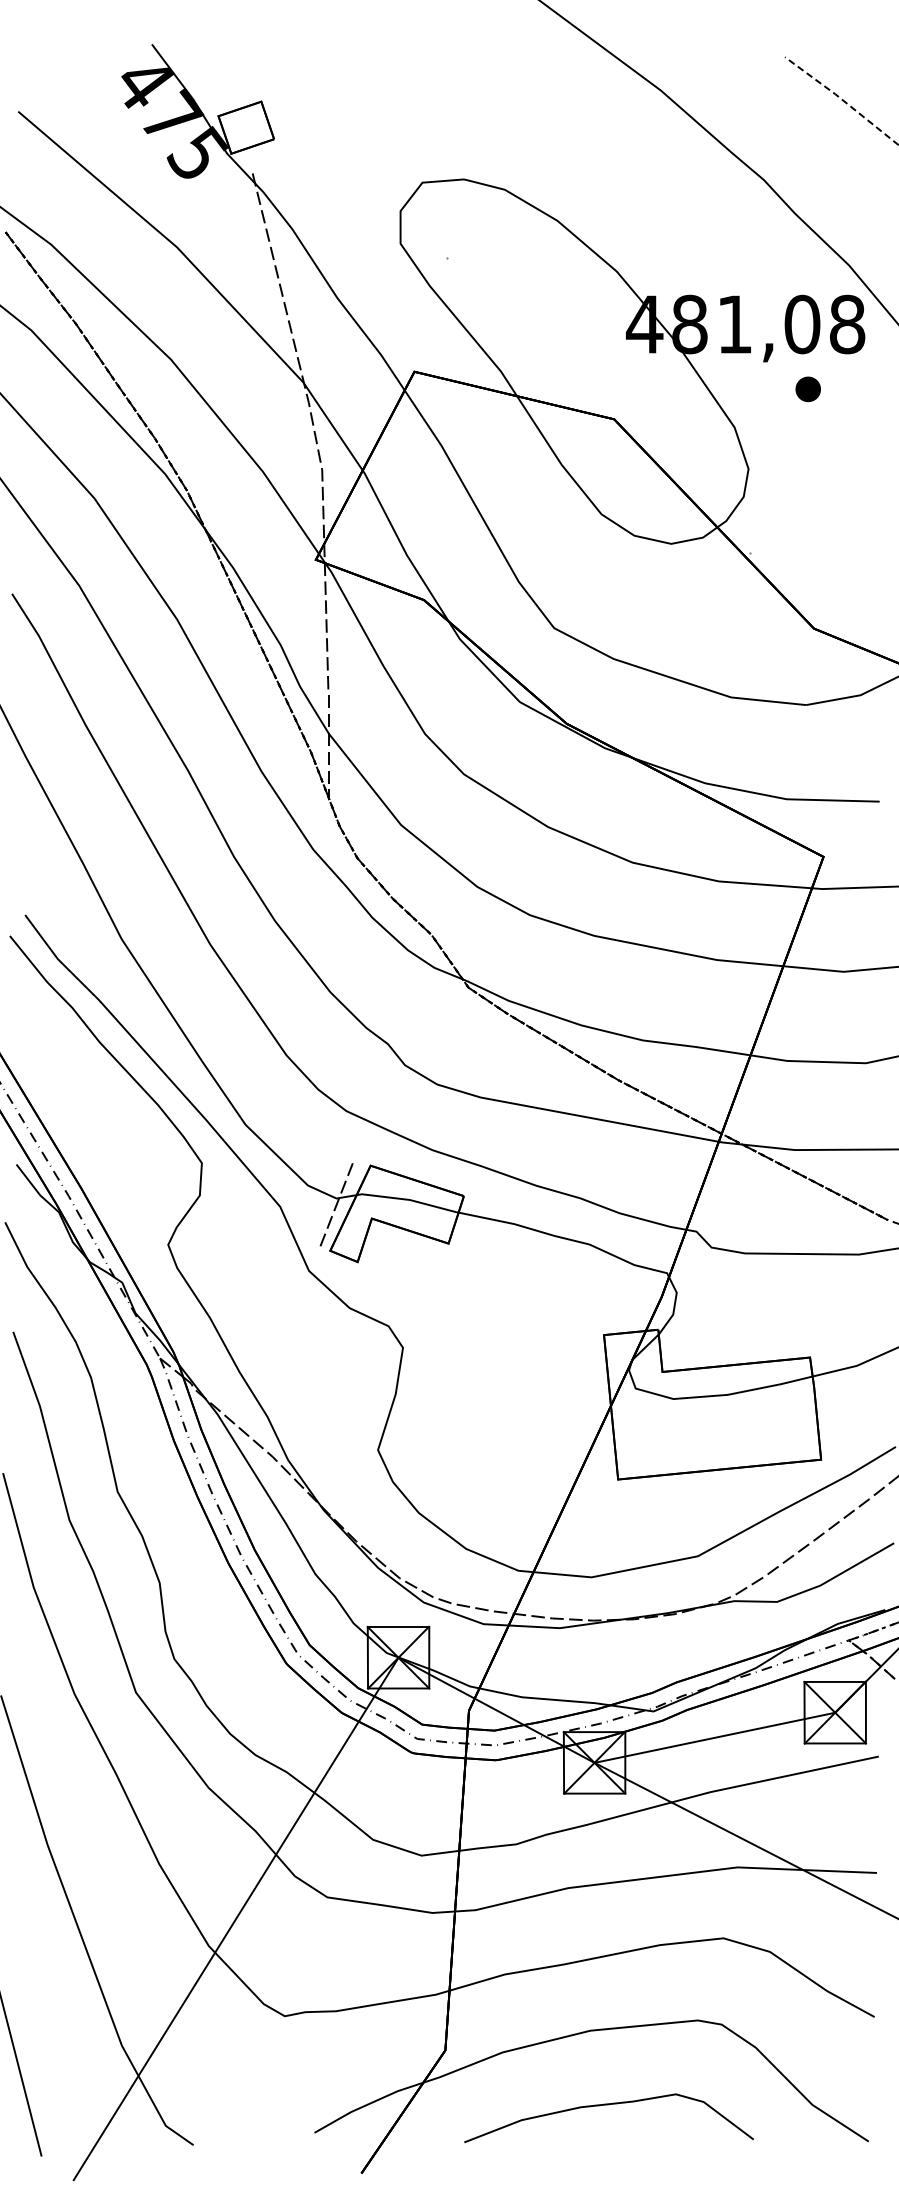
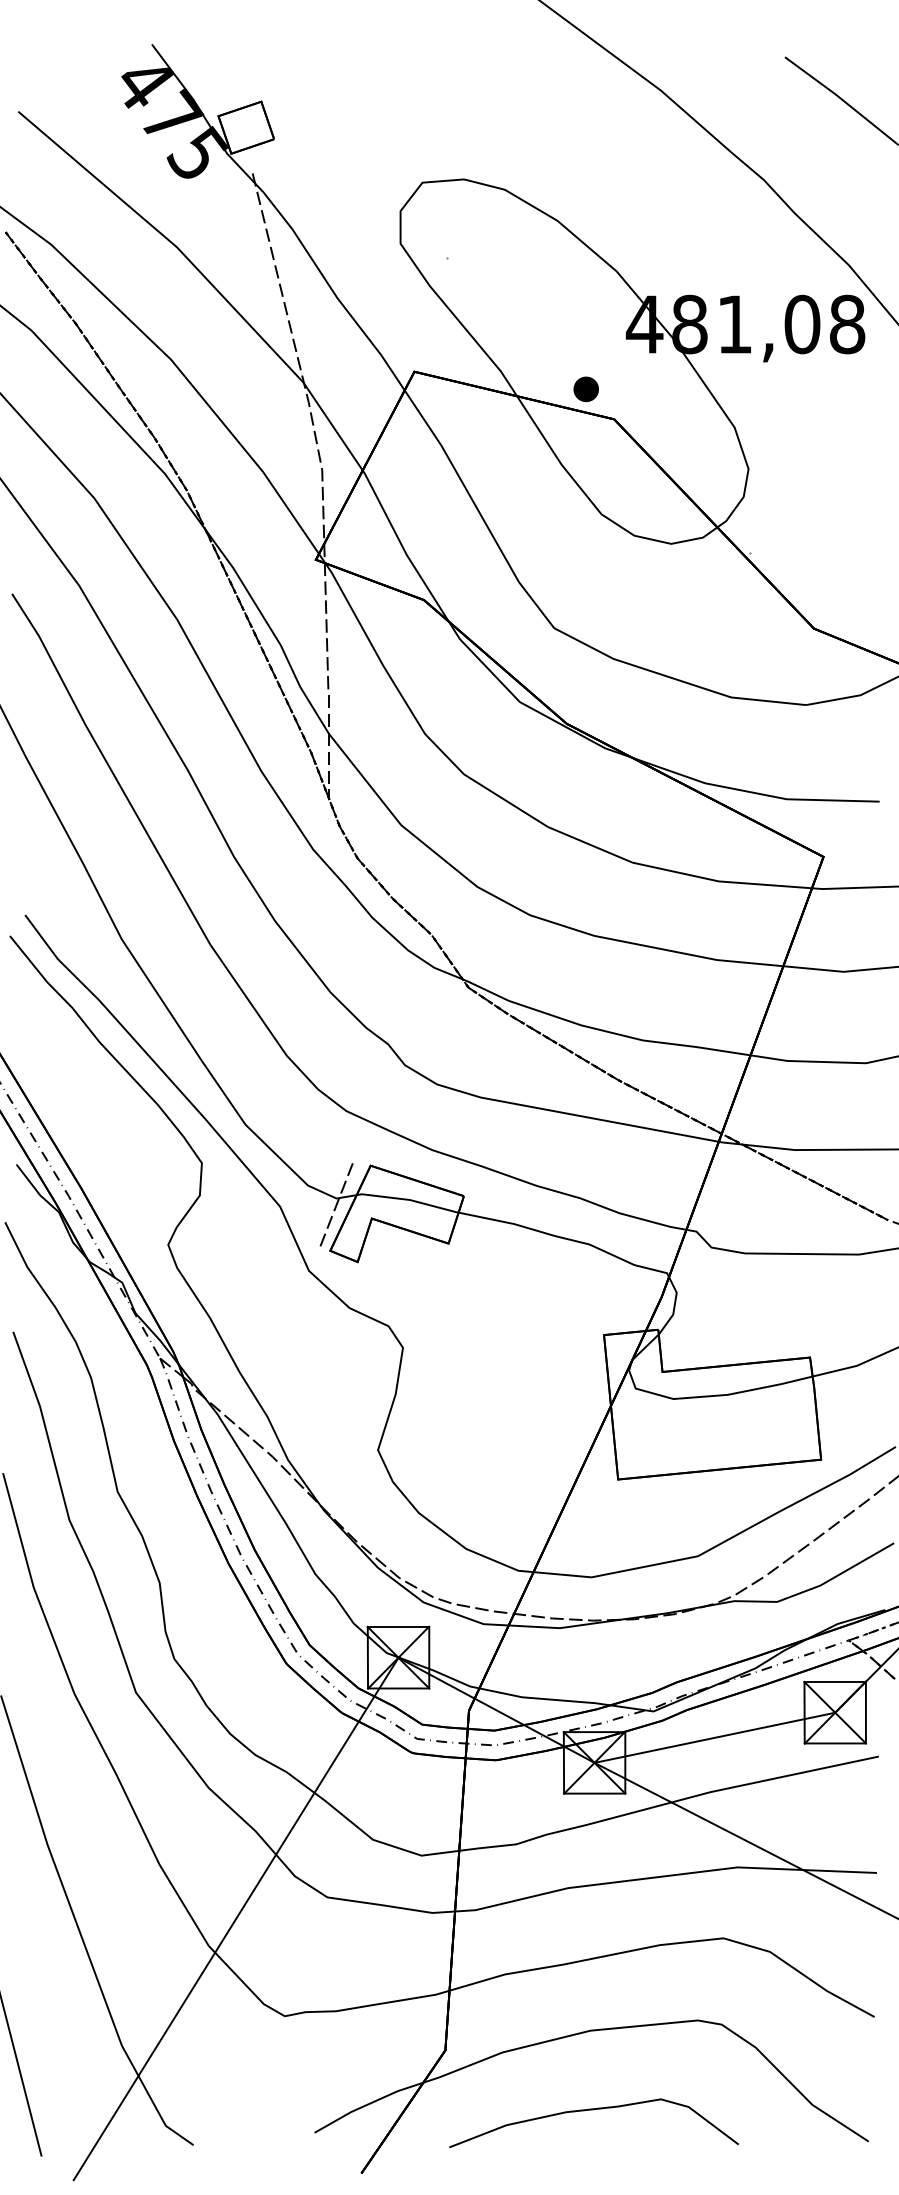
line: dashed -> solid (842, 99)
part position: (807, 389) -> (585, 389) (585, 389)
curve position: (608, 2105) -> (593, 2110) (593, 2110)
